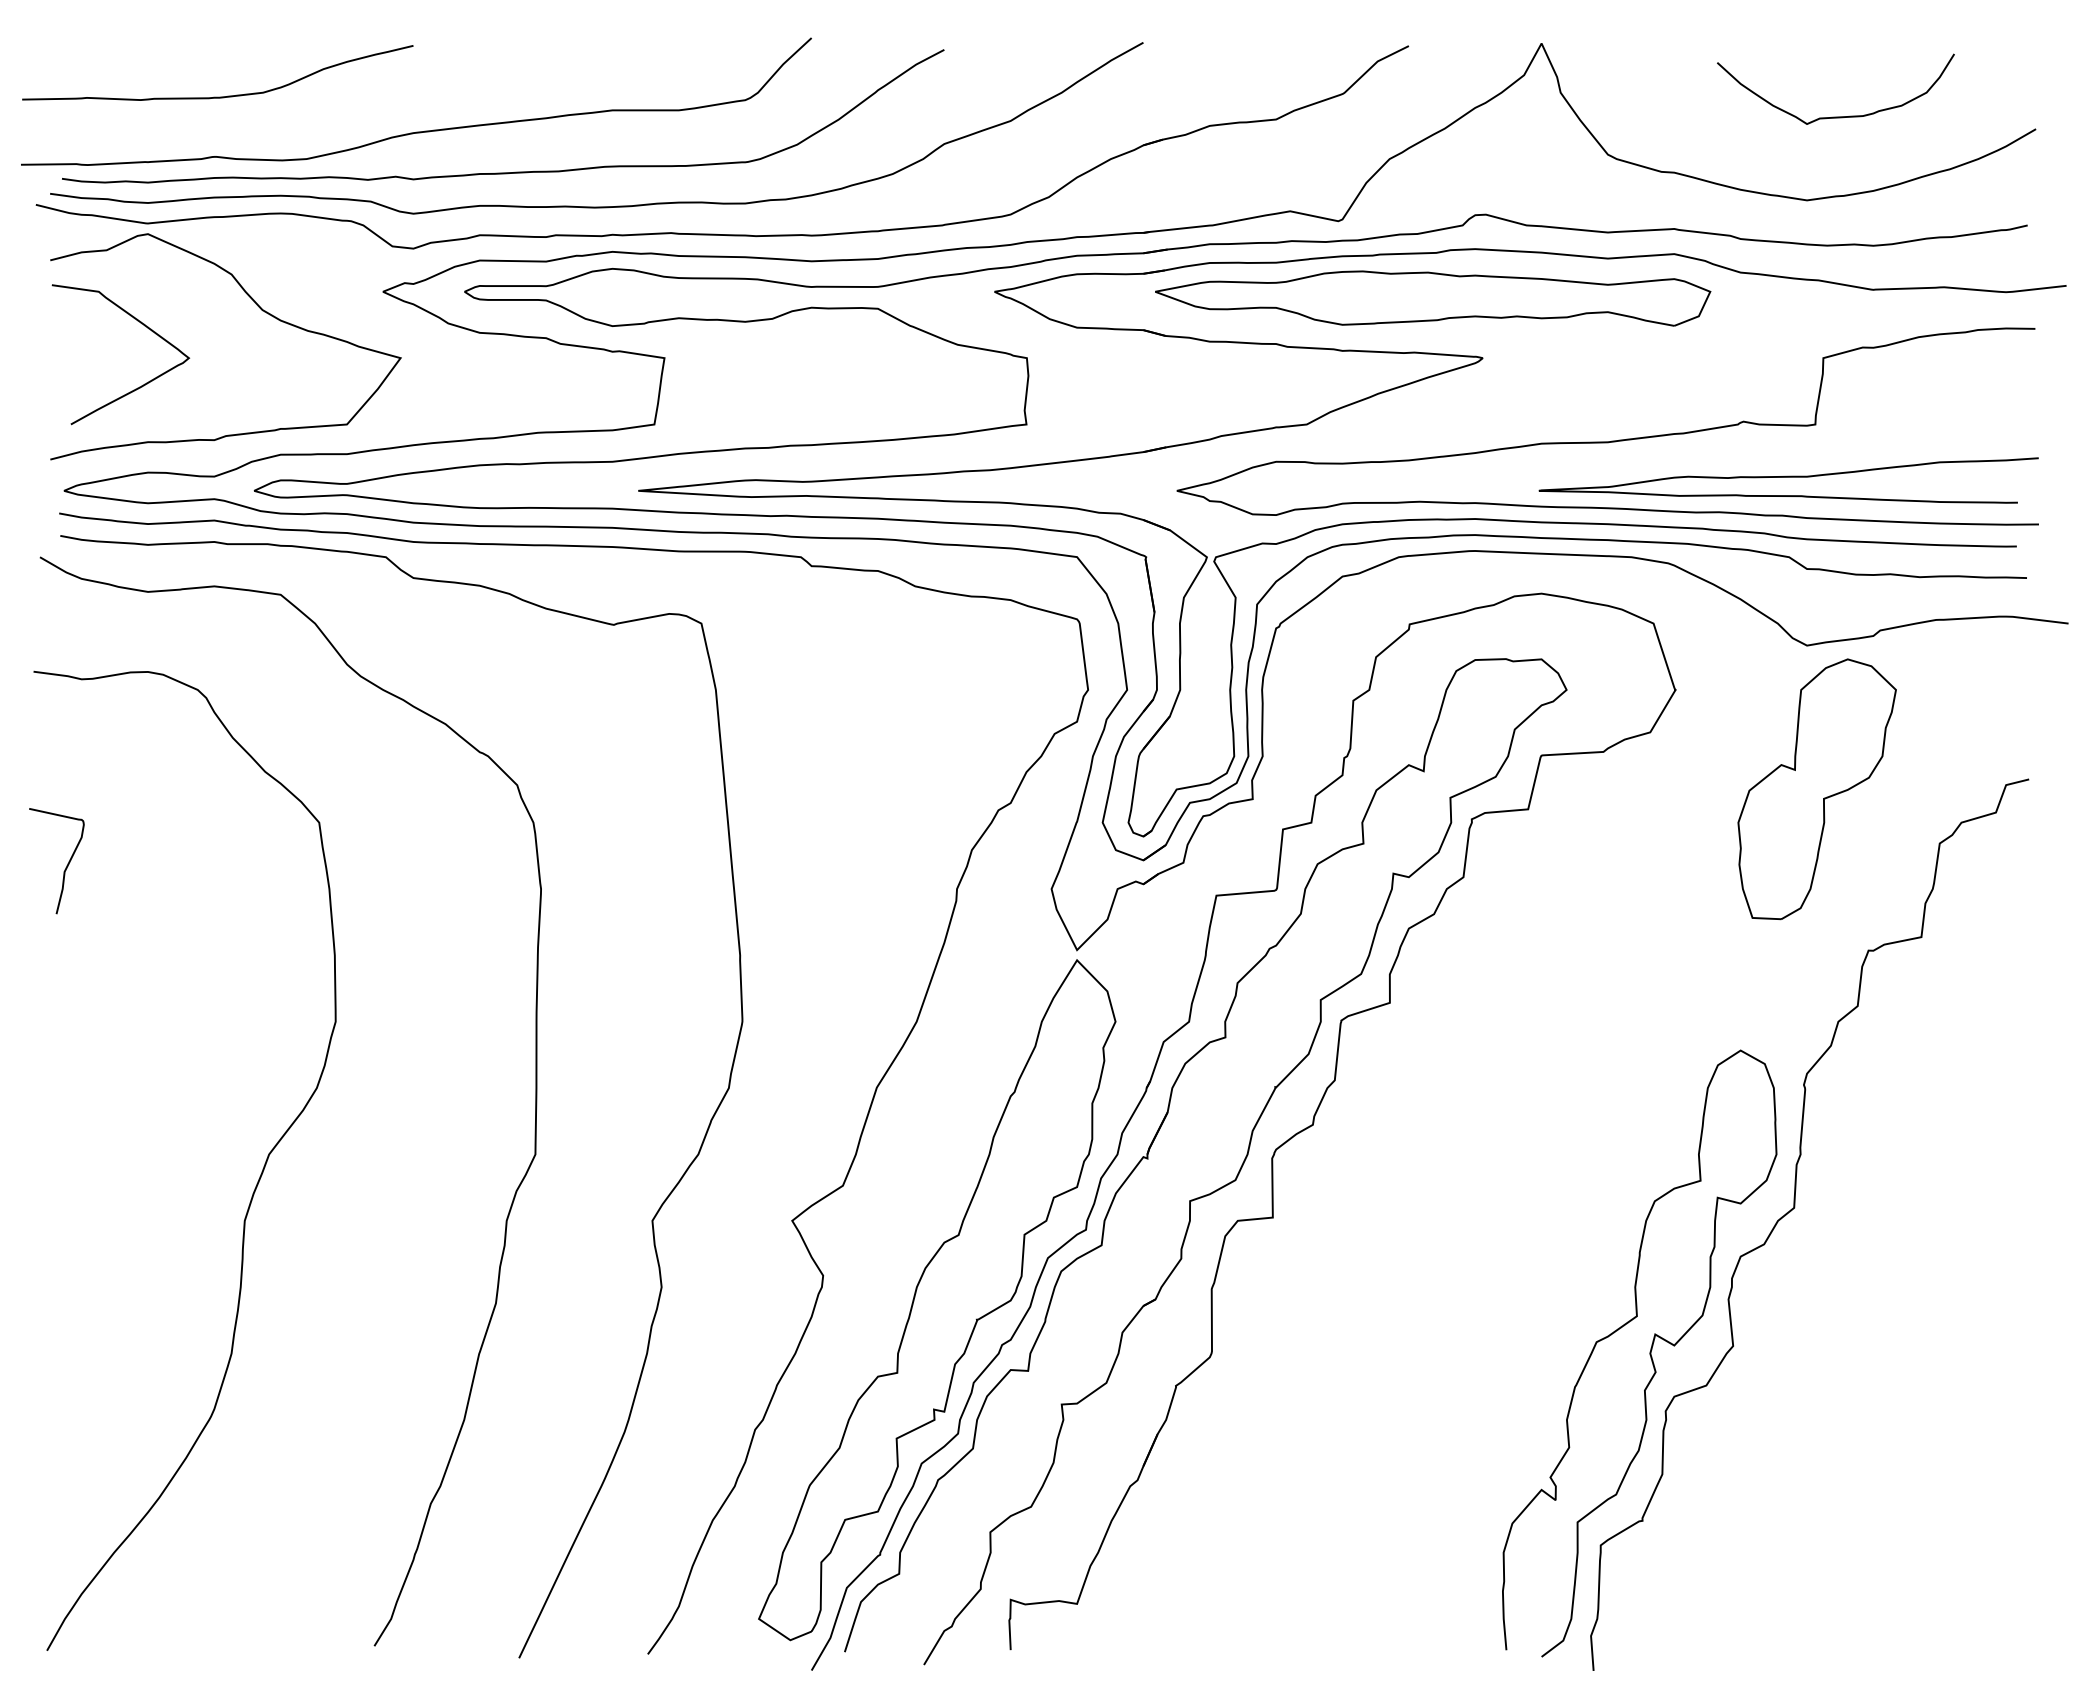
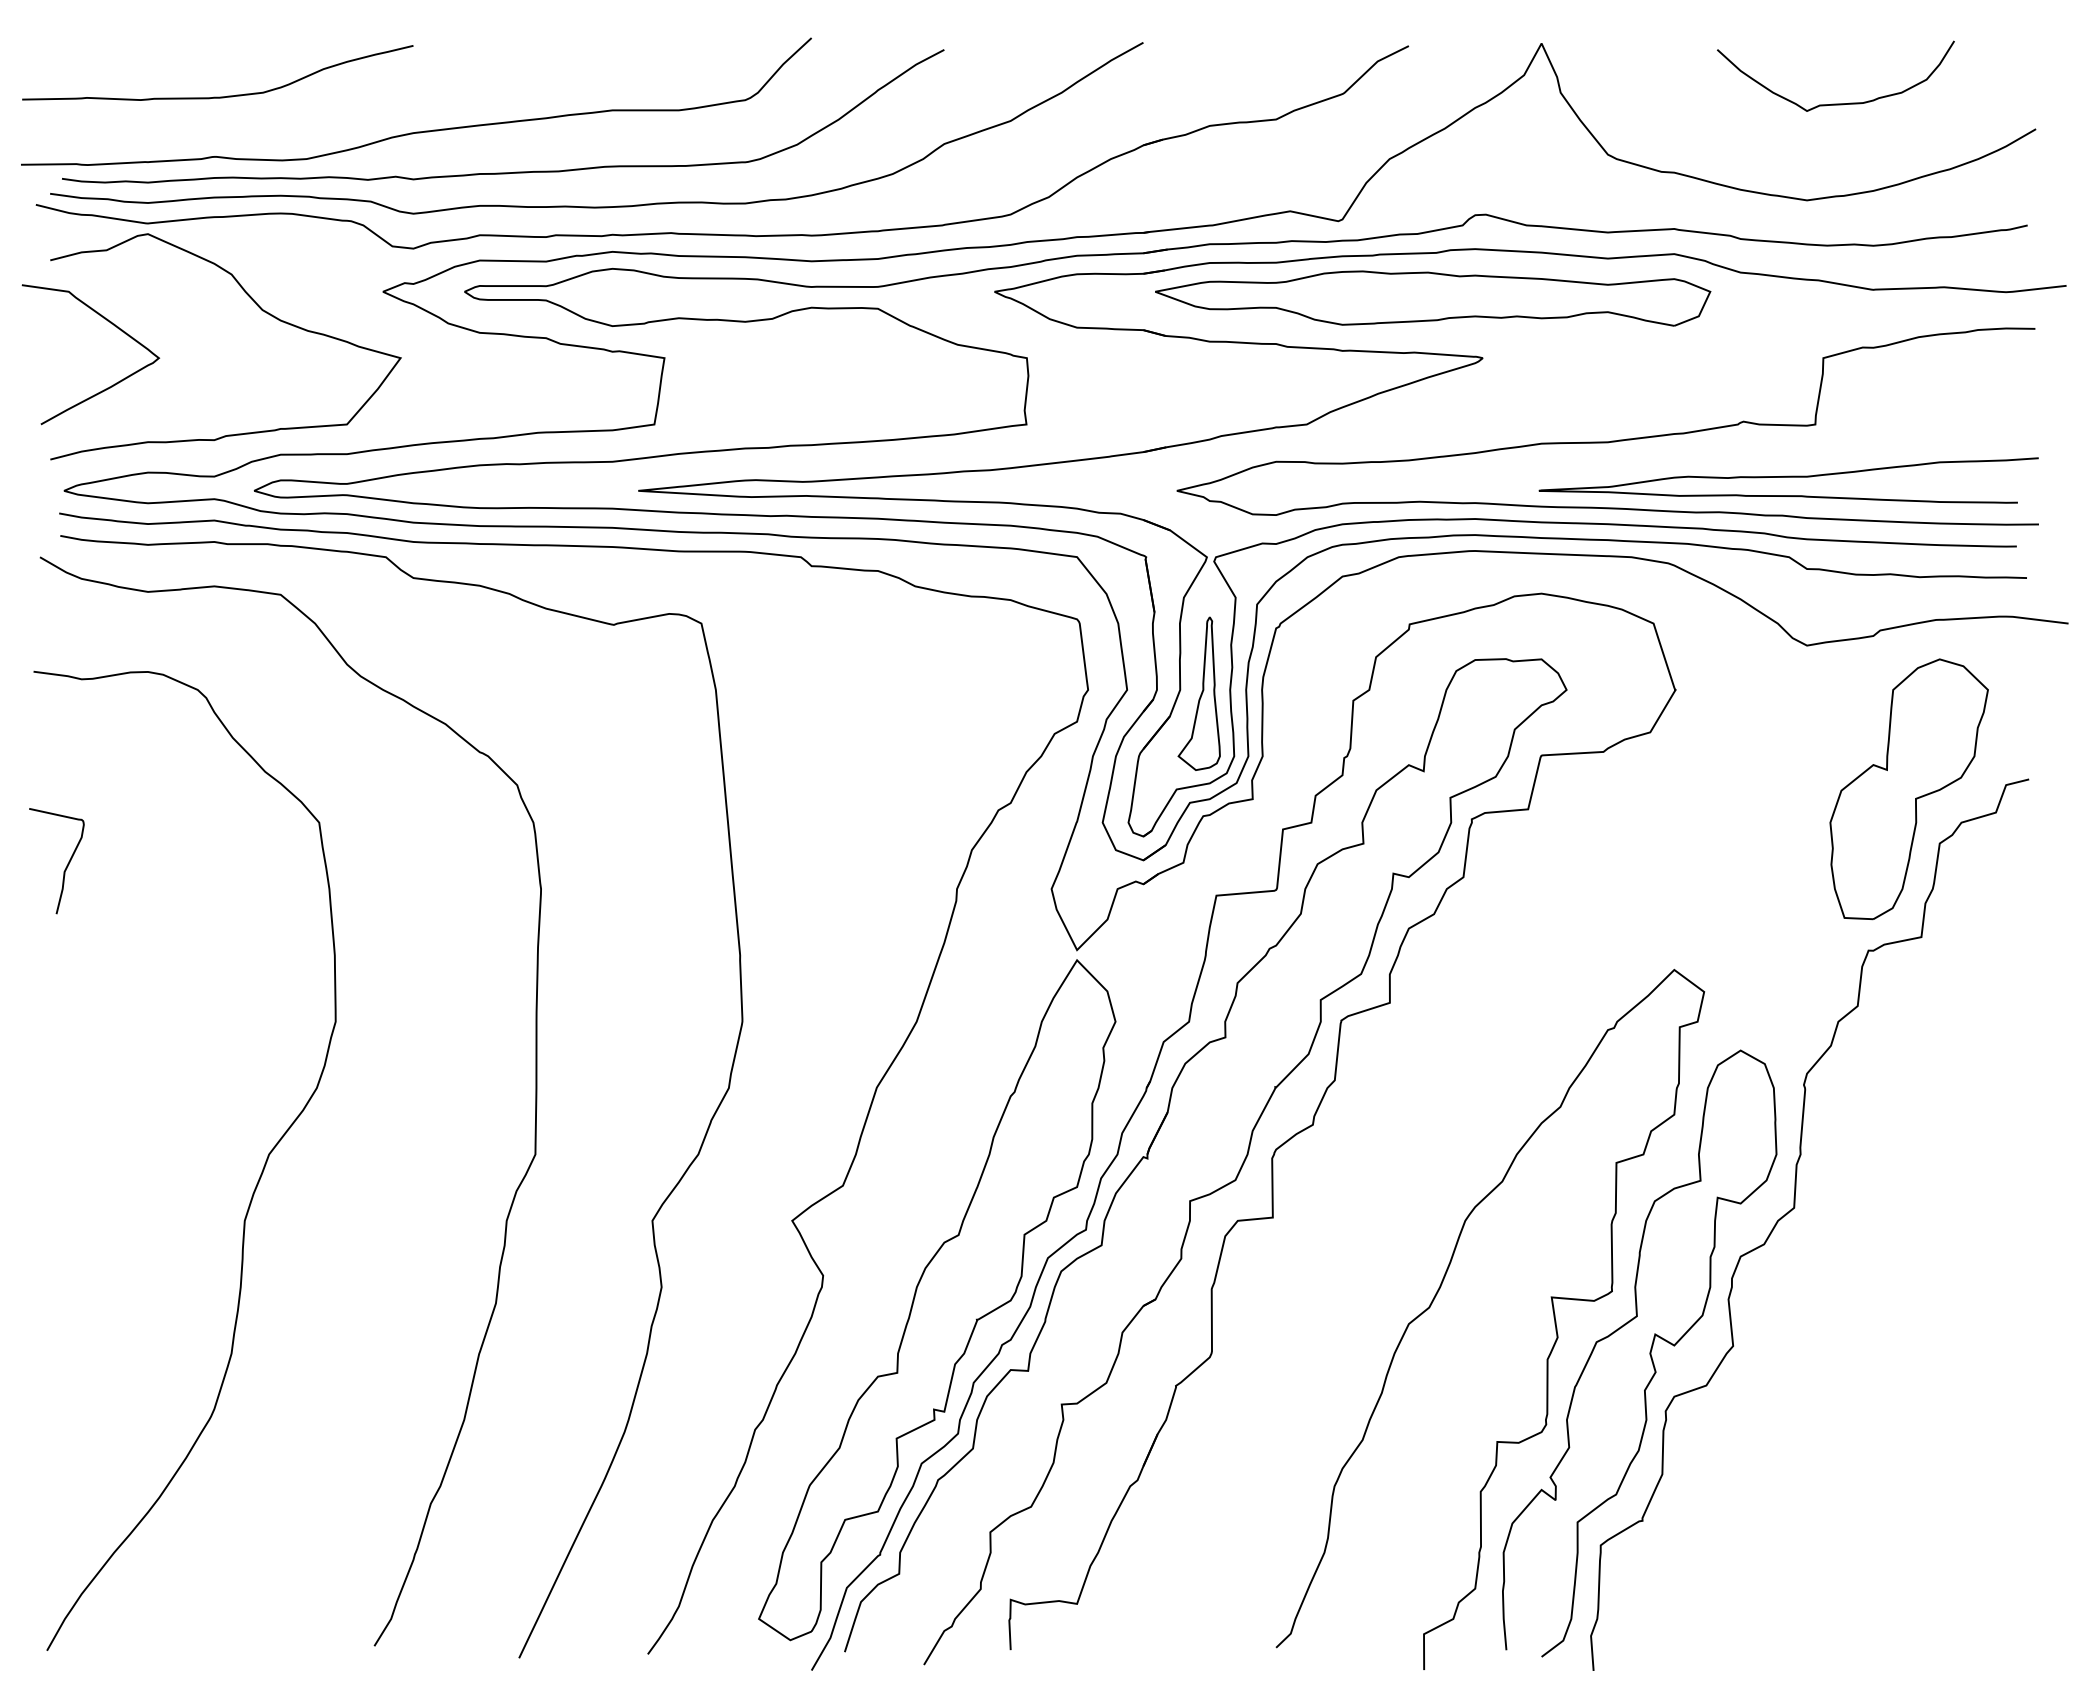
curve position: (1835, 116) -> (1835, 103) (1835, 103)
curve position: (144, 326) -> (114, 326) (114, 326)
part: none -> present (1198, 693)
part position: (1816, 789) -> (1908, 789) (1908, 789)
curve: none -> present (1438, 1292)
